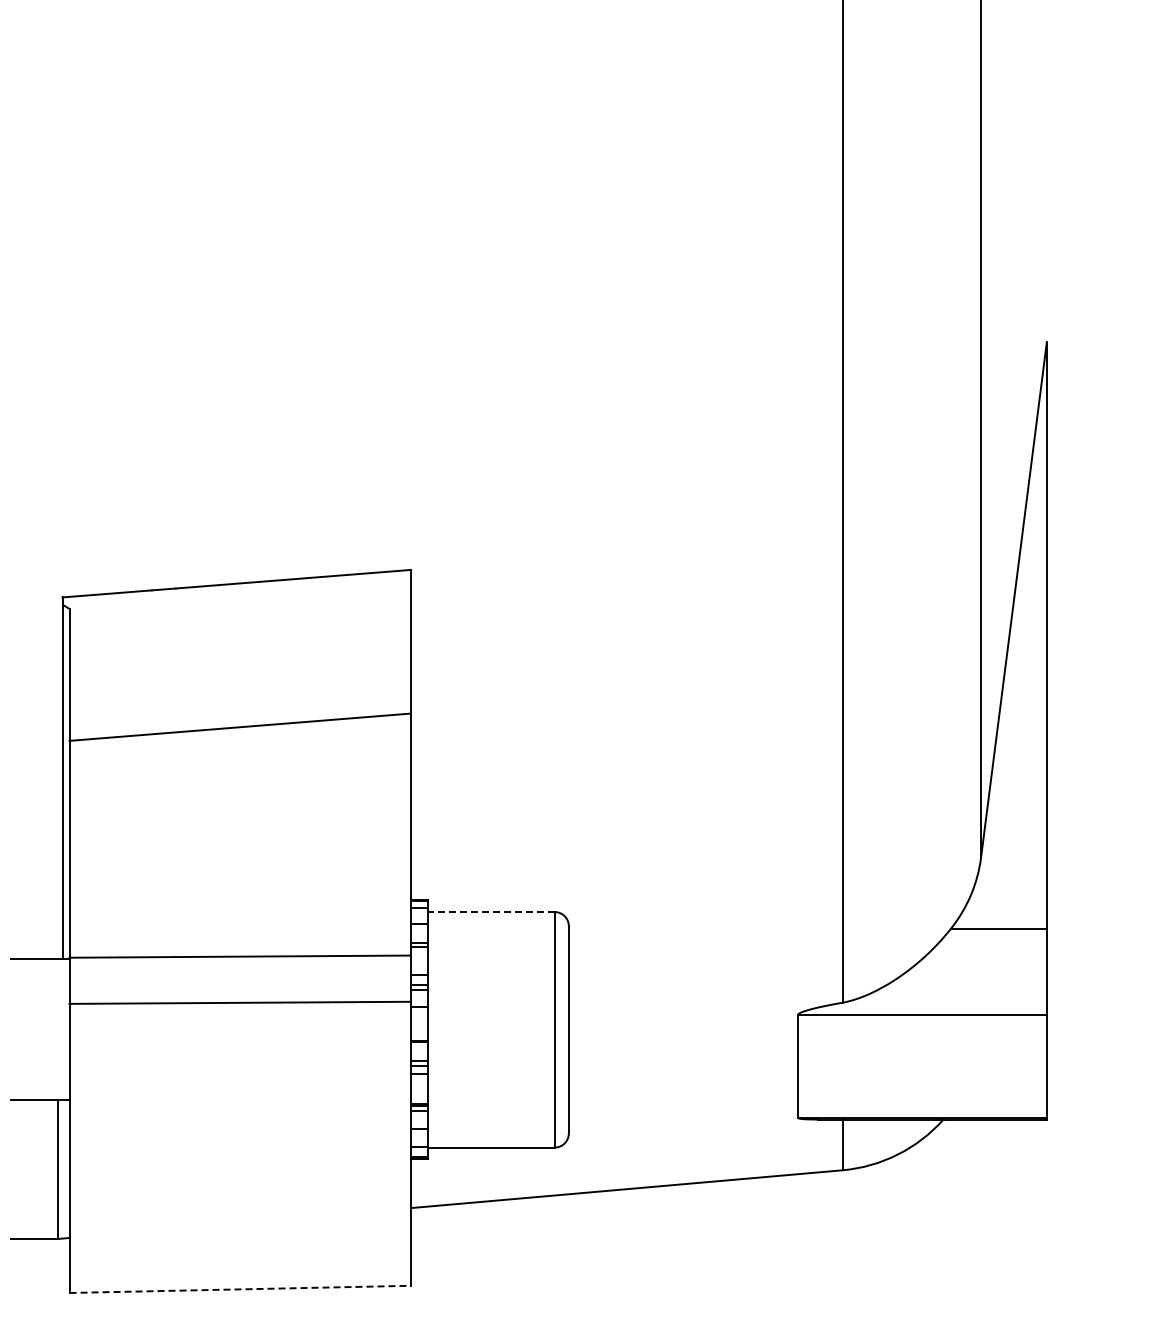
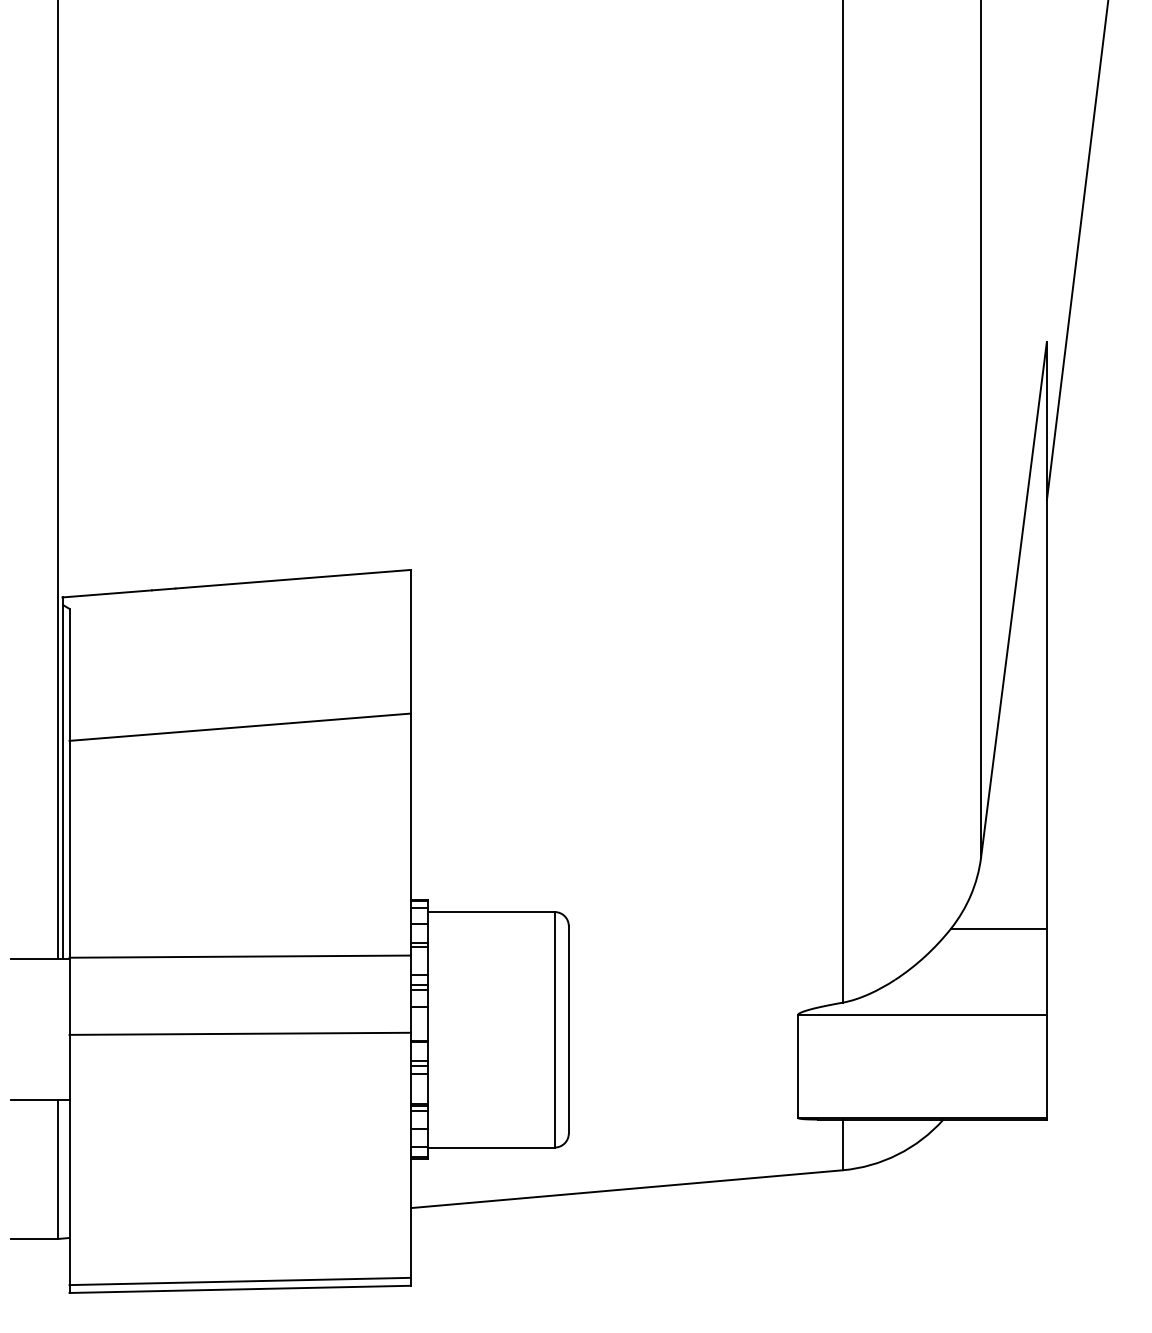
line: none -> present (1077, 251)
line: none -> present (58, 480)
line: dashed -> solid (491, 912)
line position: (240, 1002) -> (240, 1033) (240, 1033)
line: none -> present (240, 1281)
line: dashed -> solid (240, 1289)
